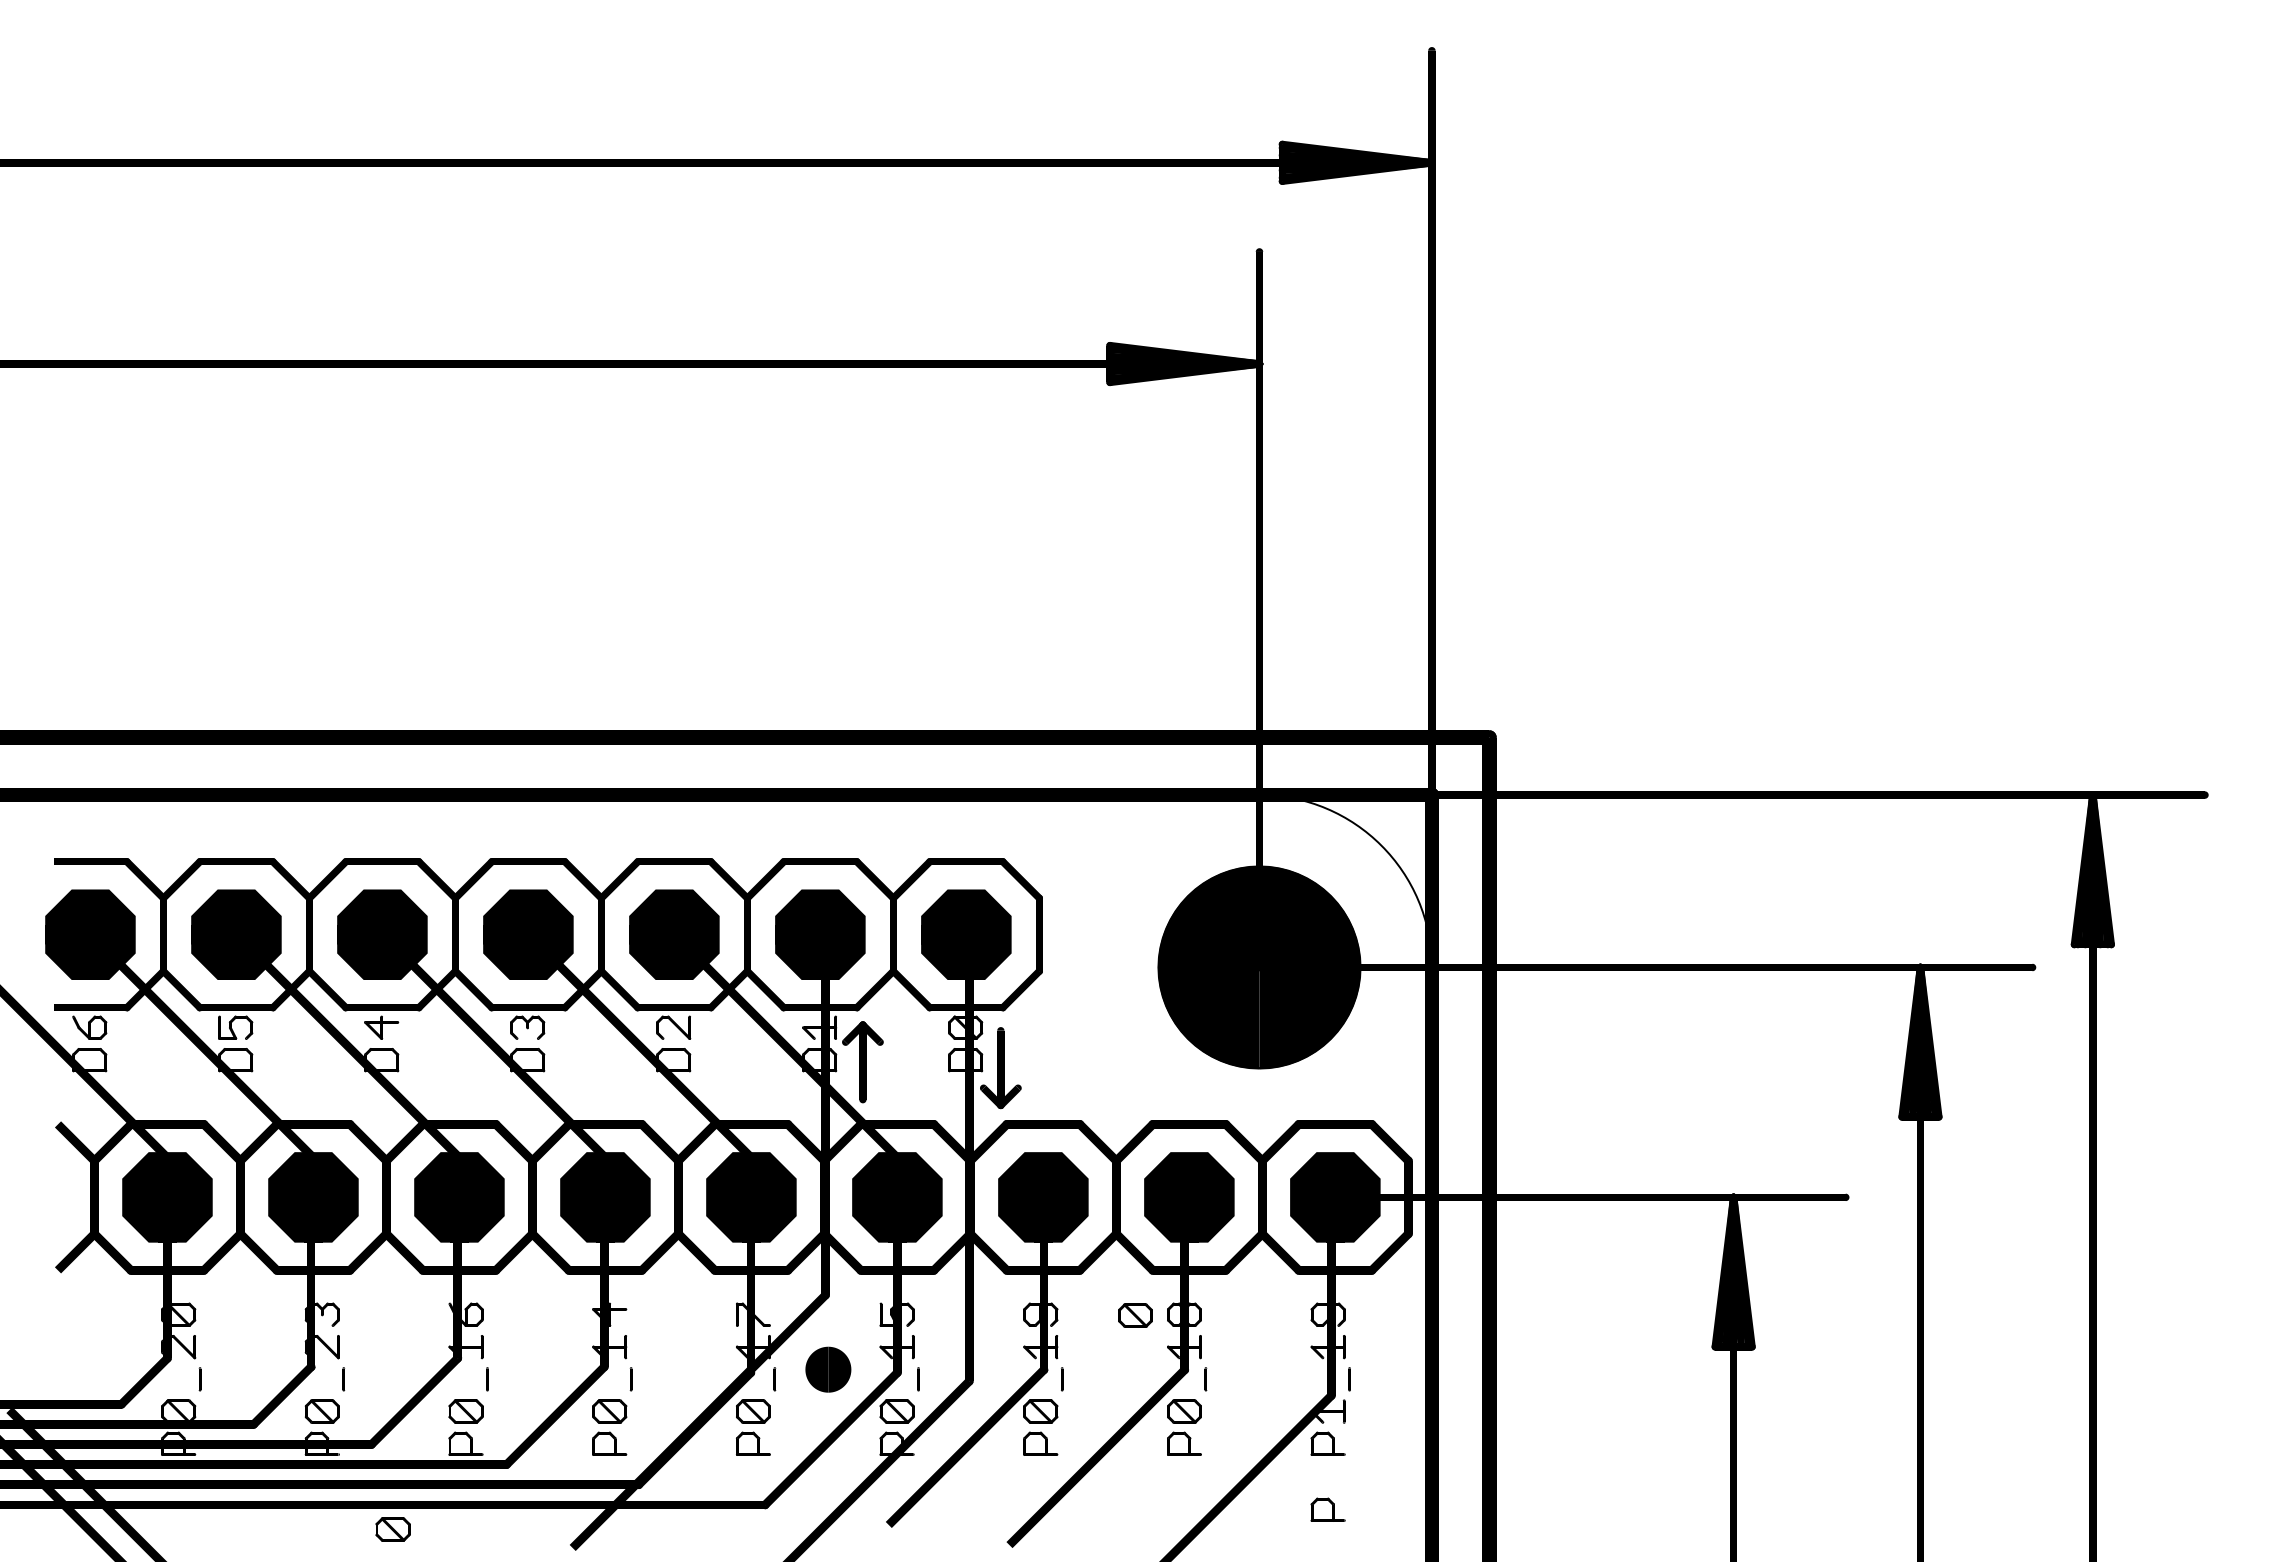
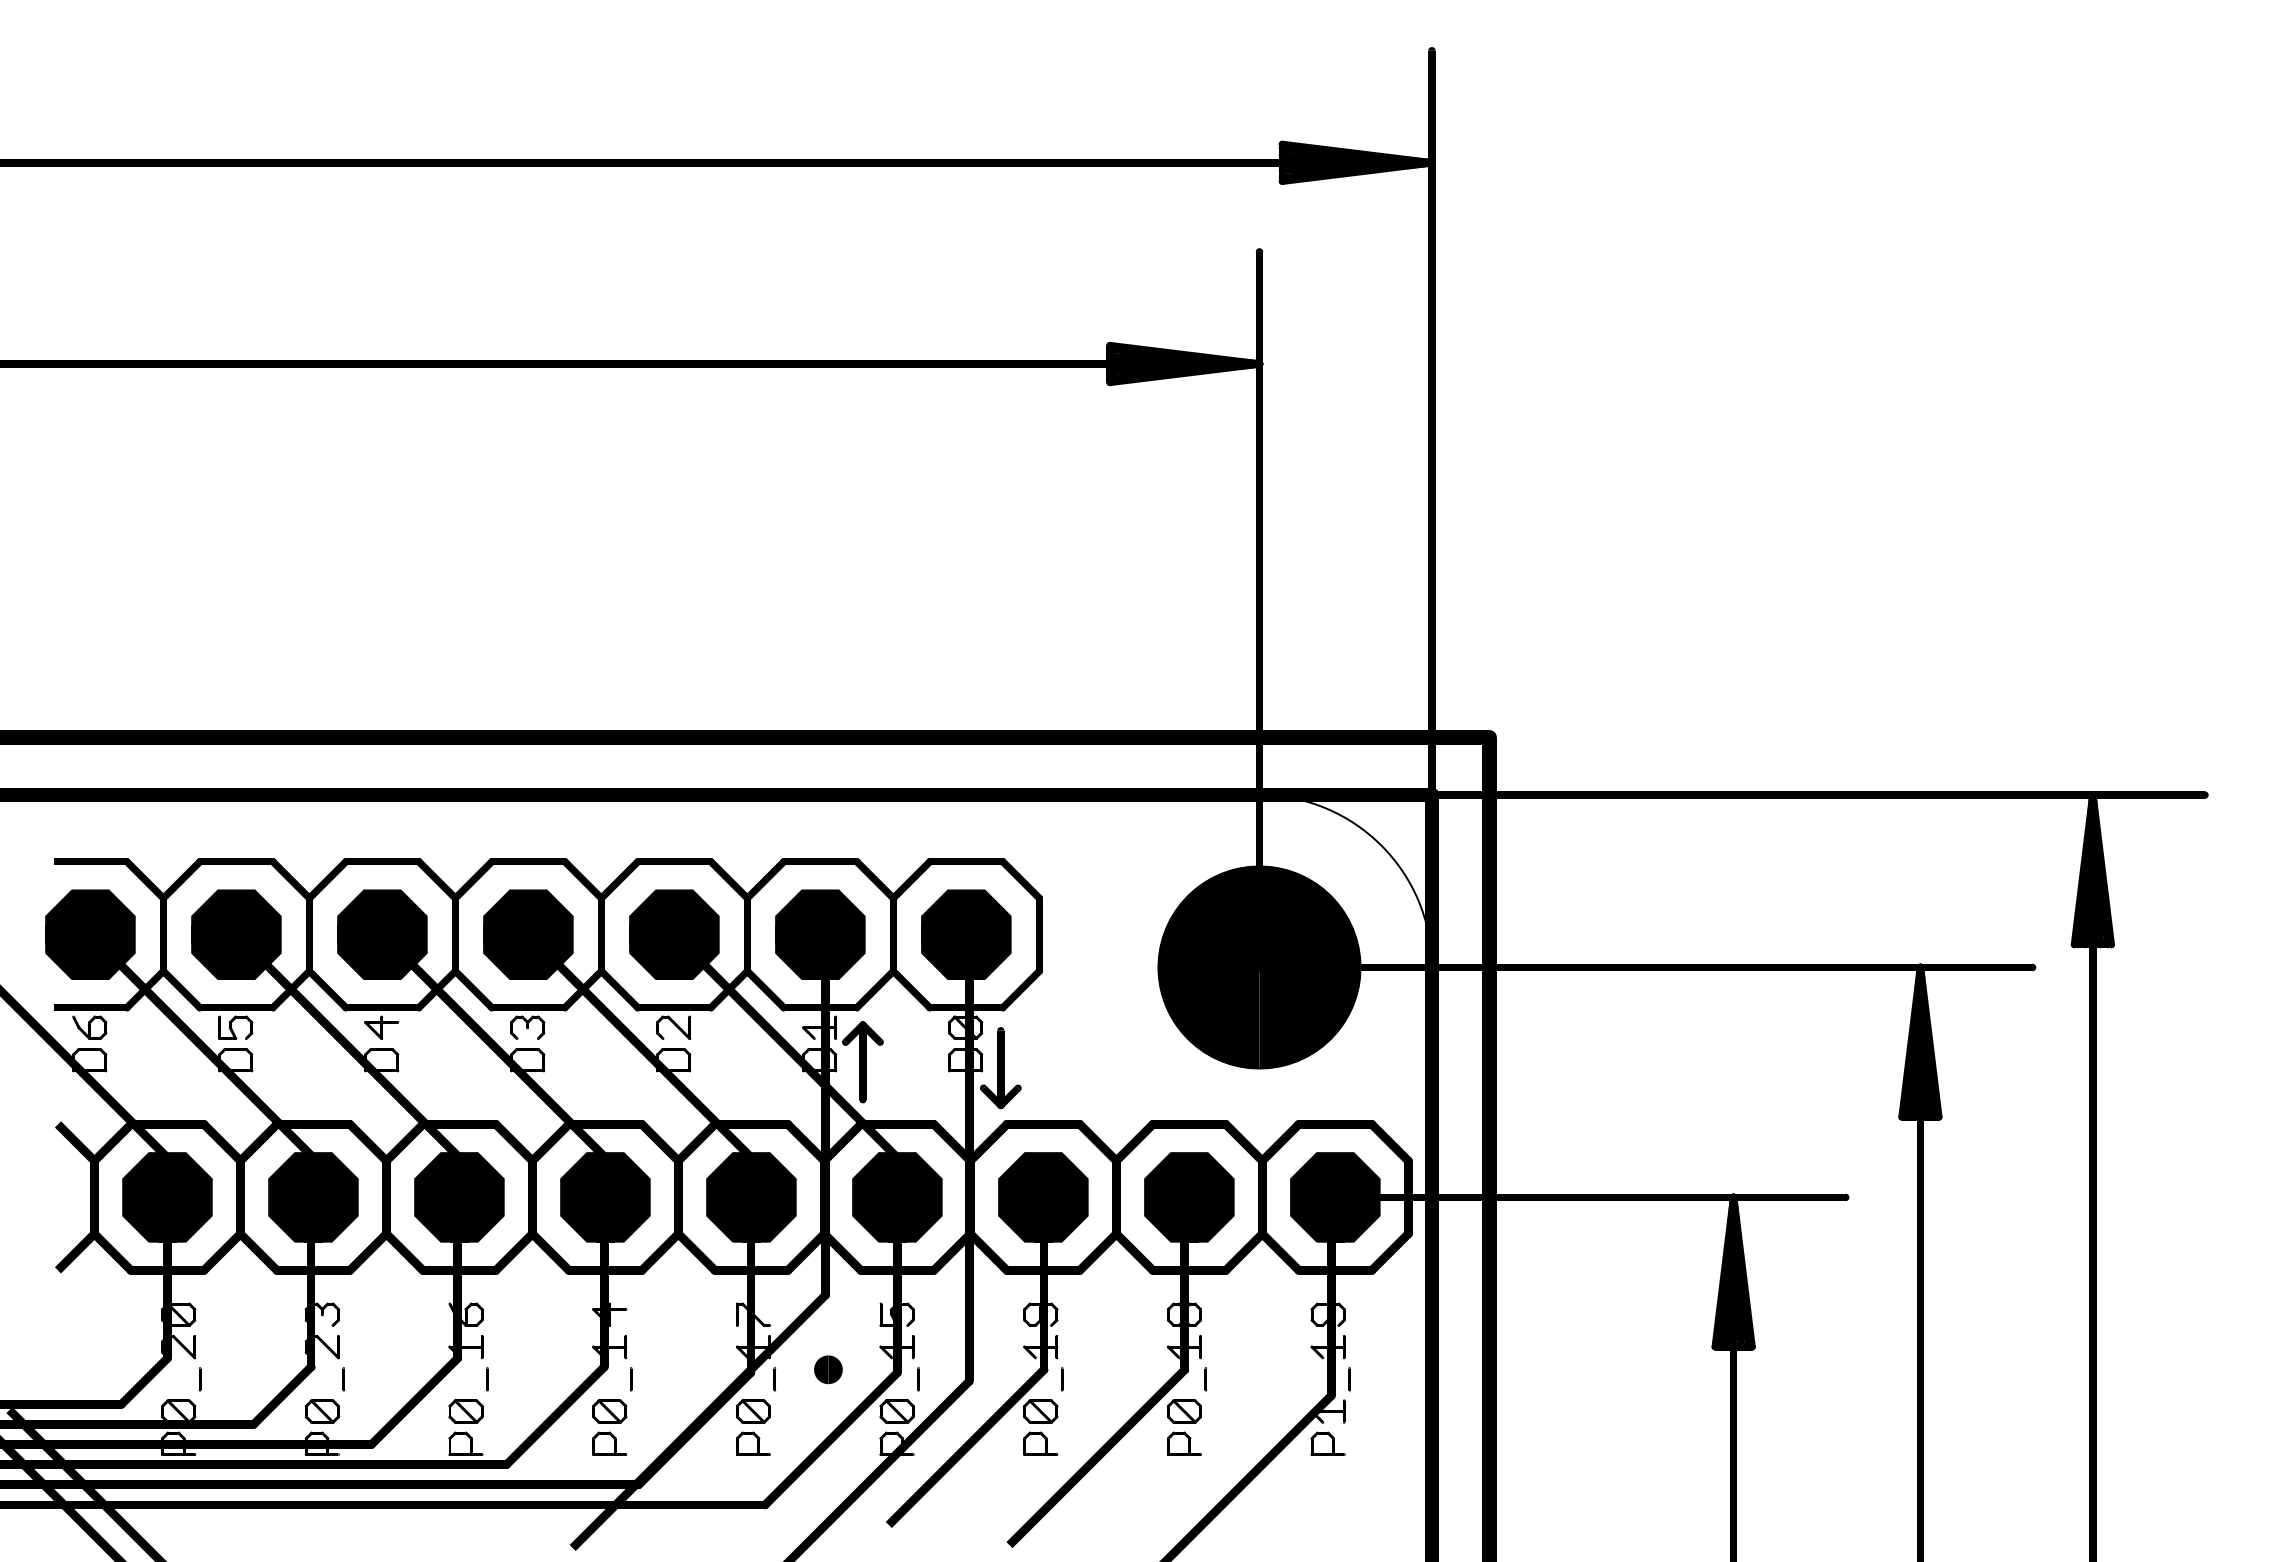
part: present -> none (1135, 1315)
part size: 47x47 px -> 29x30 px (828, 1369)
part: present -> none (1327, 1509)
part: present -> none (392, 1529)
